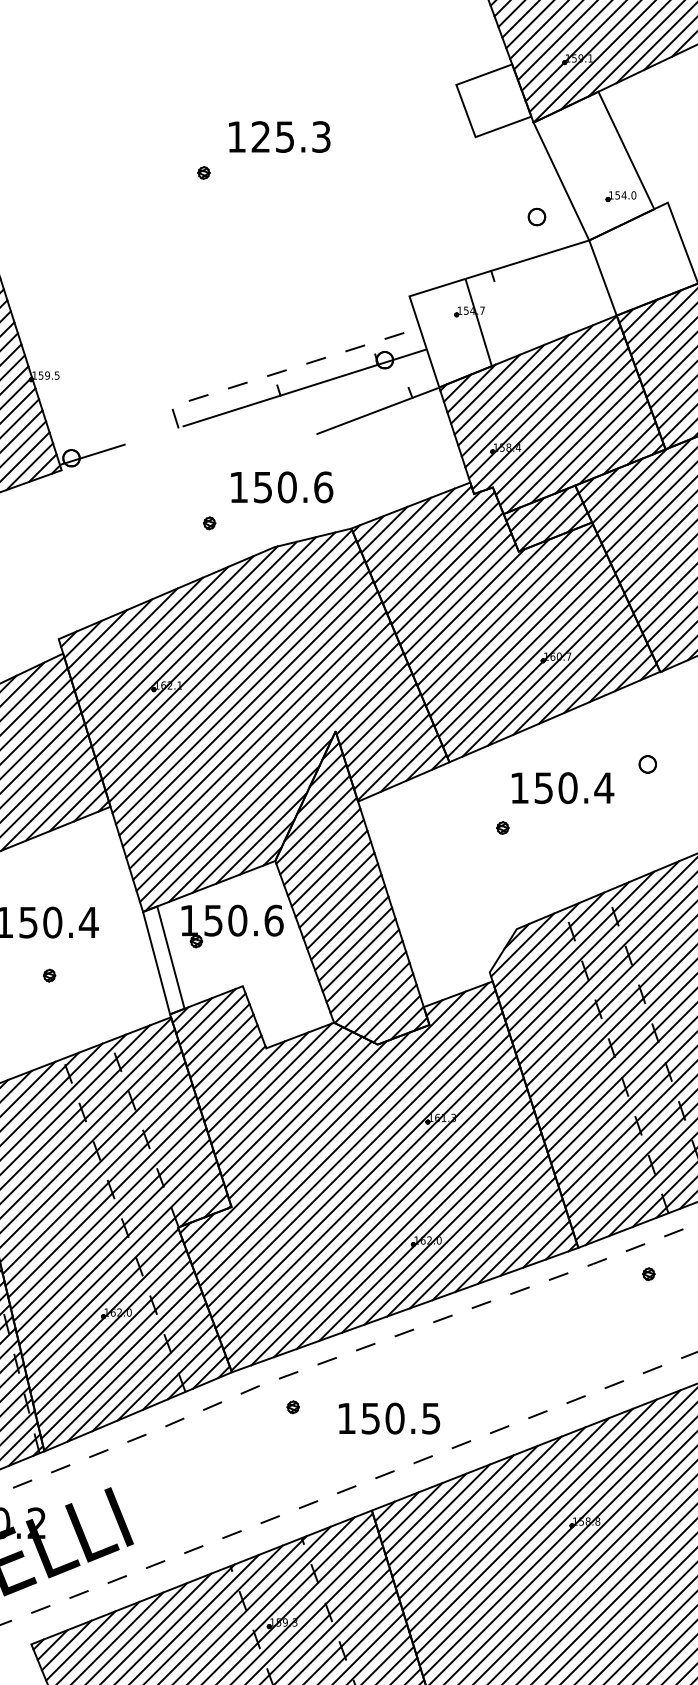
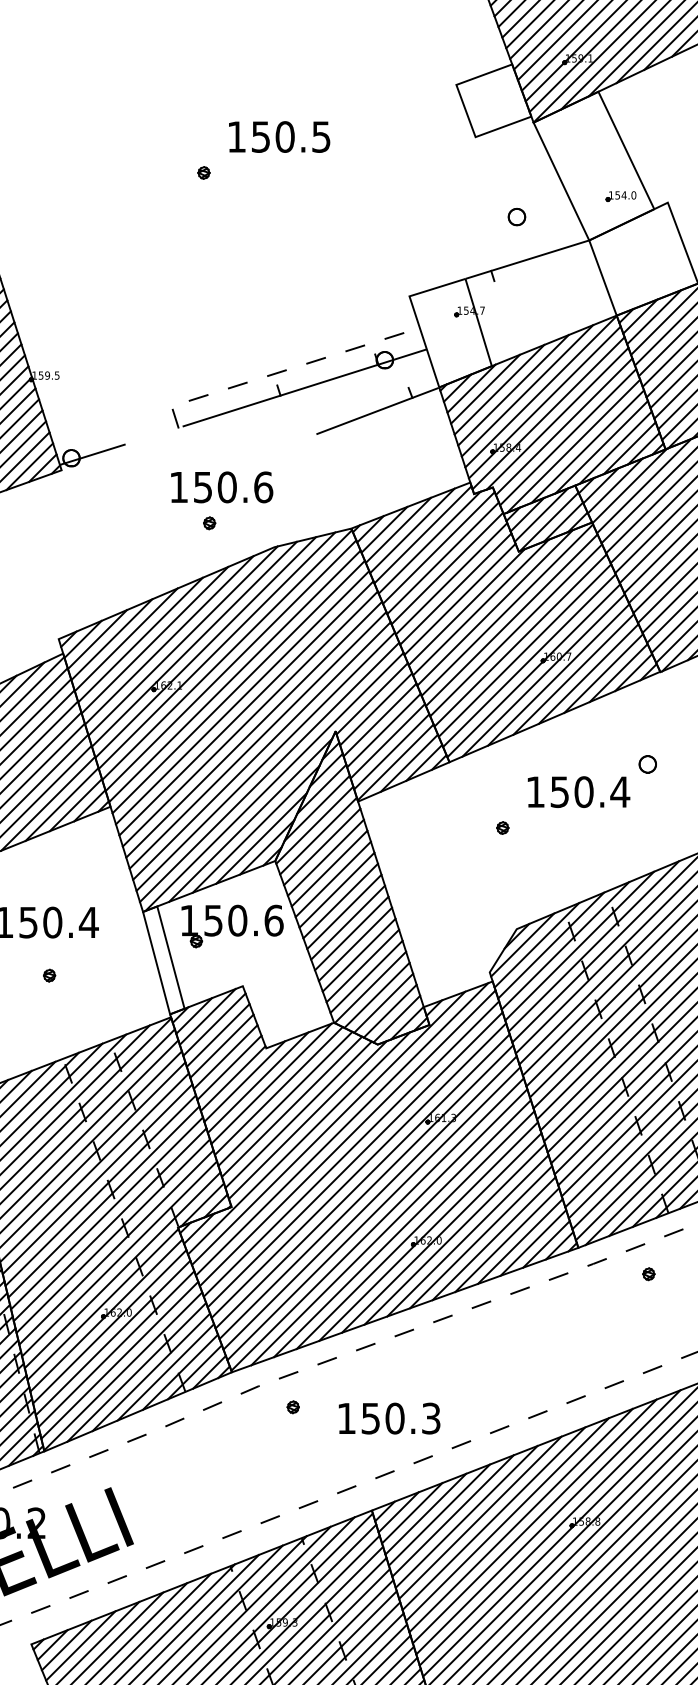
text: 125.3 -> 150.5 (290, 136)
part position: (536, 217) -> (516, 217) (516, 217)
text position: (282, 487) -> (222, 487) (222, 487)
text position: (562, 787) -> (578, 791) (578, 791)
text: 150.5 -> 150.3 (431, 1417)
